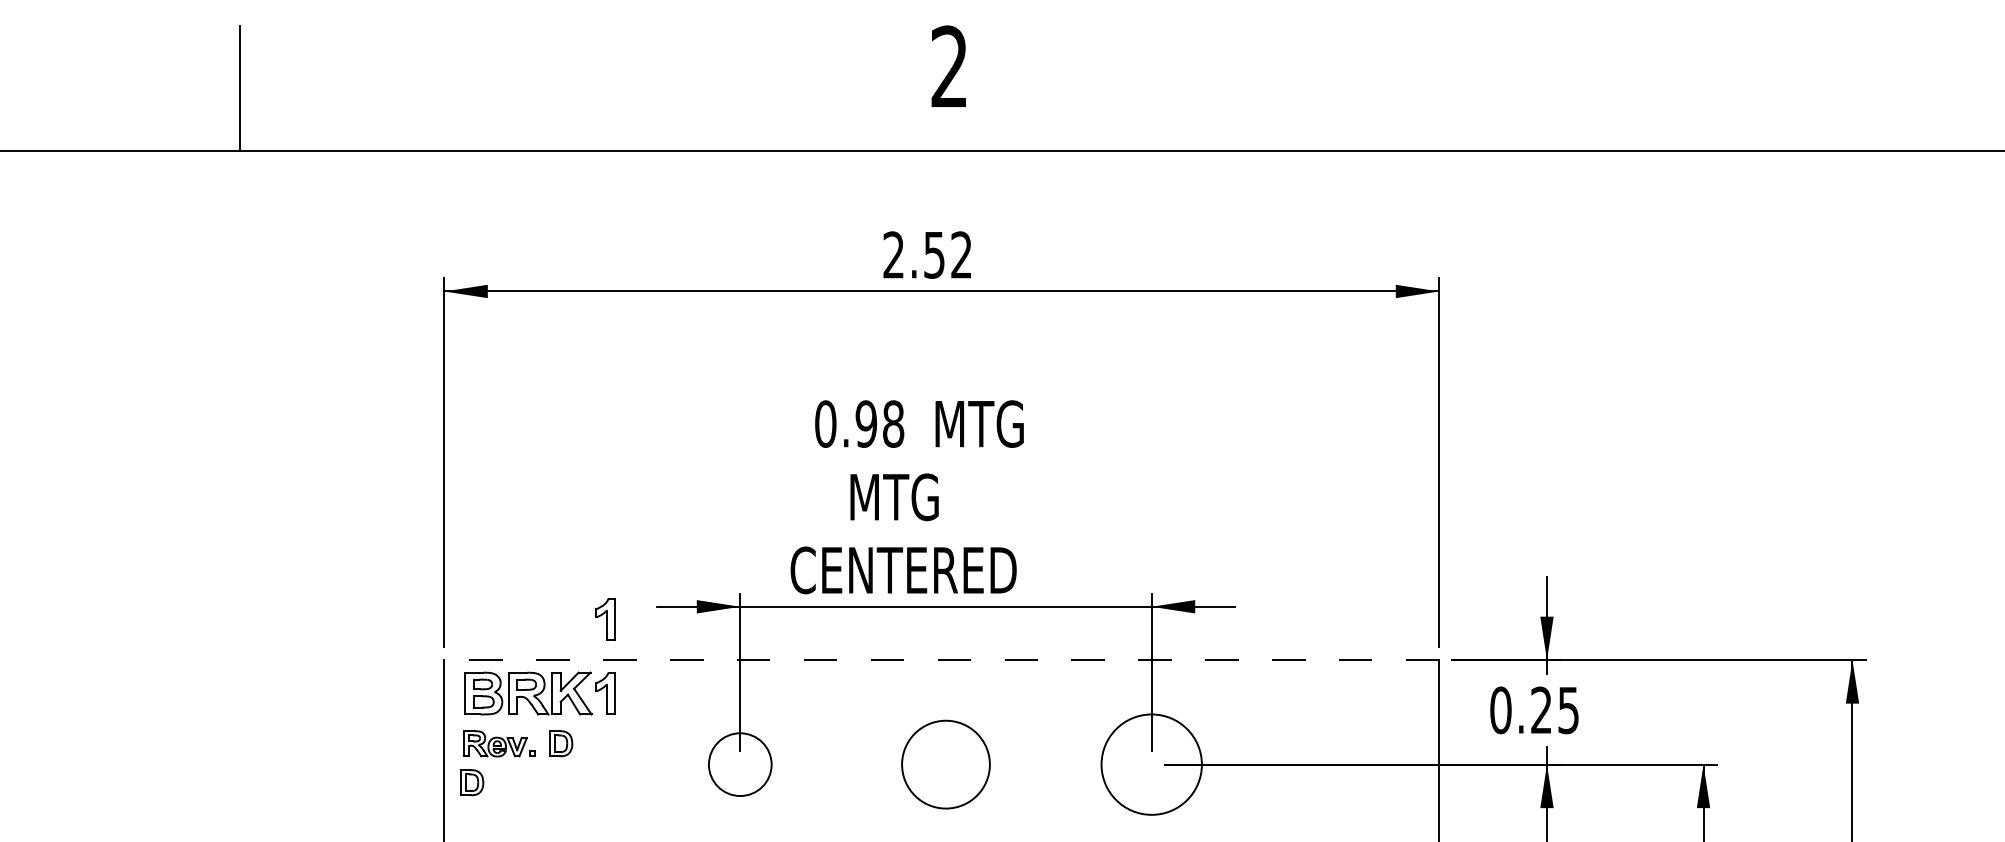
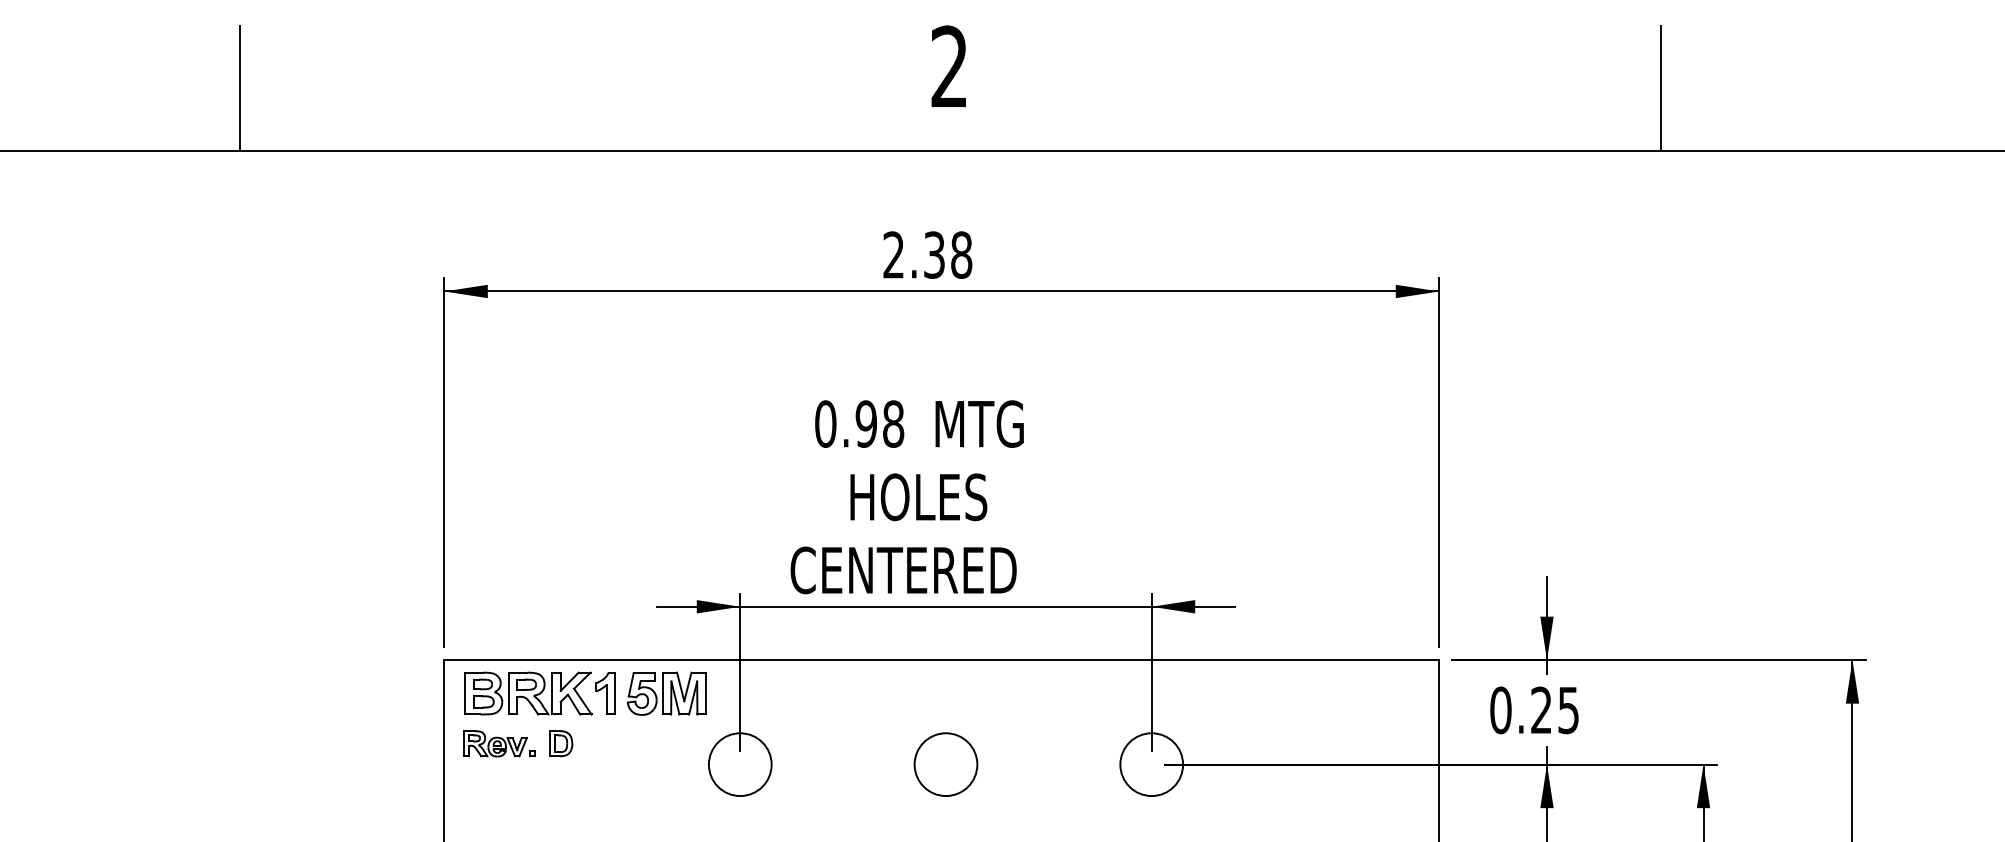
line: none -> present (1661, 88)
text: 2.52 -> 2.38 (948, 254)
text: MTG -> HOLES (920, 497)
part: present -> none (605, 619)
line: dashed -> solid (941, 660)
part: none -> present (666, 693)
circle diameter: 88 px -> 63 px (945, 764)
circle diameter: 100 px -> 63 px (1151, 764)
part: present -> none (472, 782)
